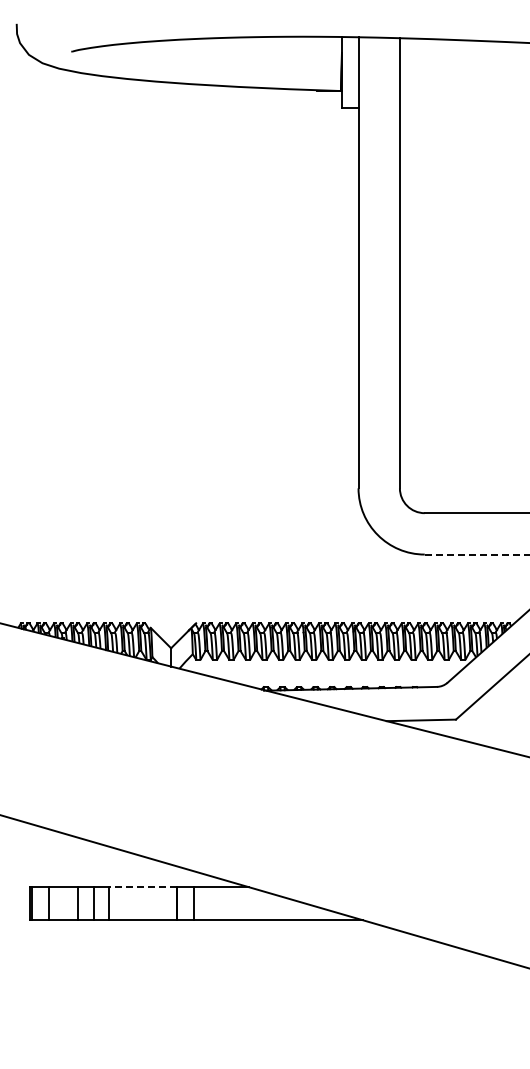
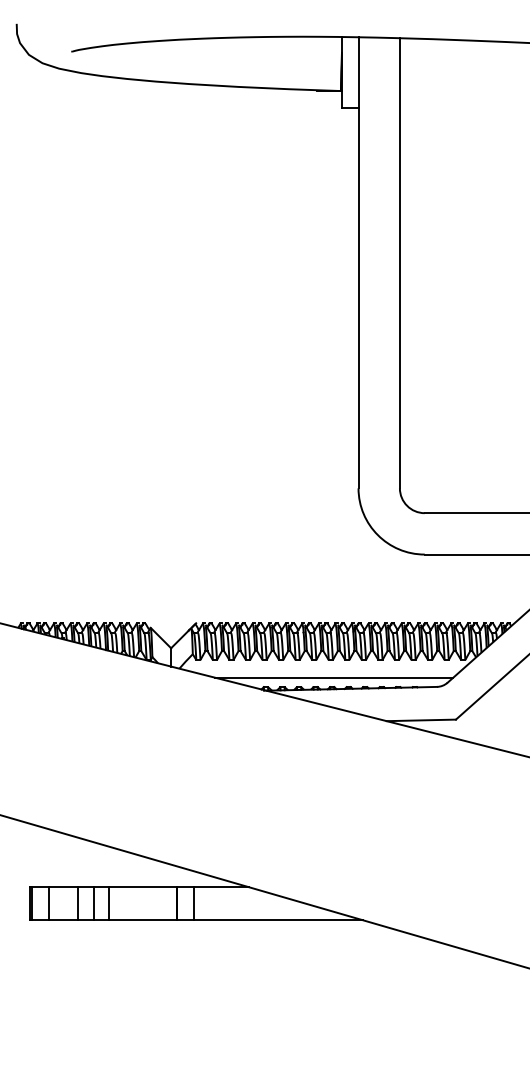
line: dashed -> solid (477, 554)
line: none -> present (333, 677)
line: dashed -> solid (143, 887)
